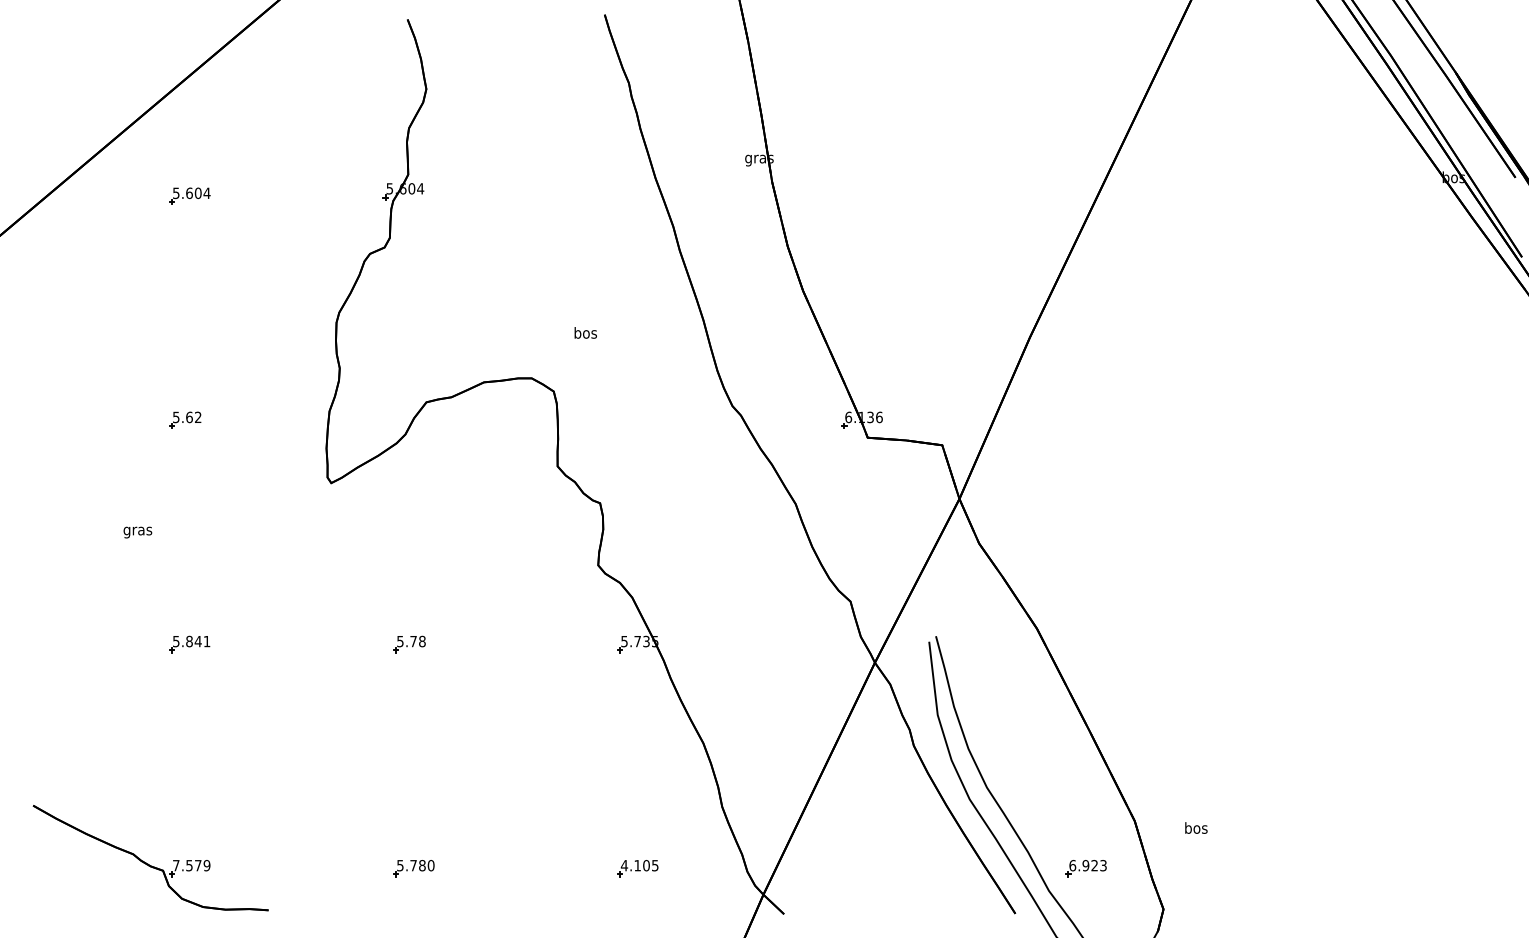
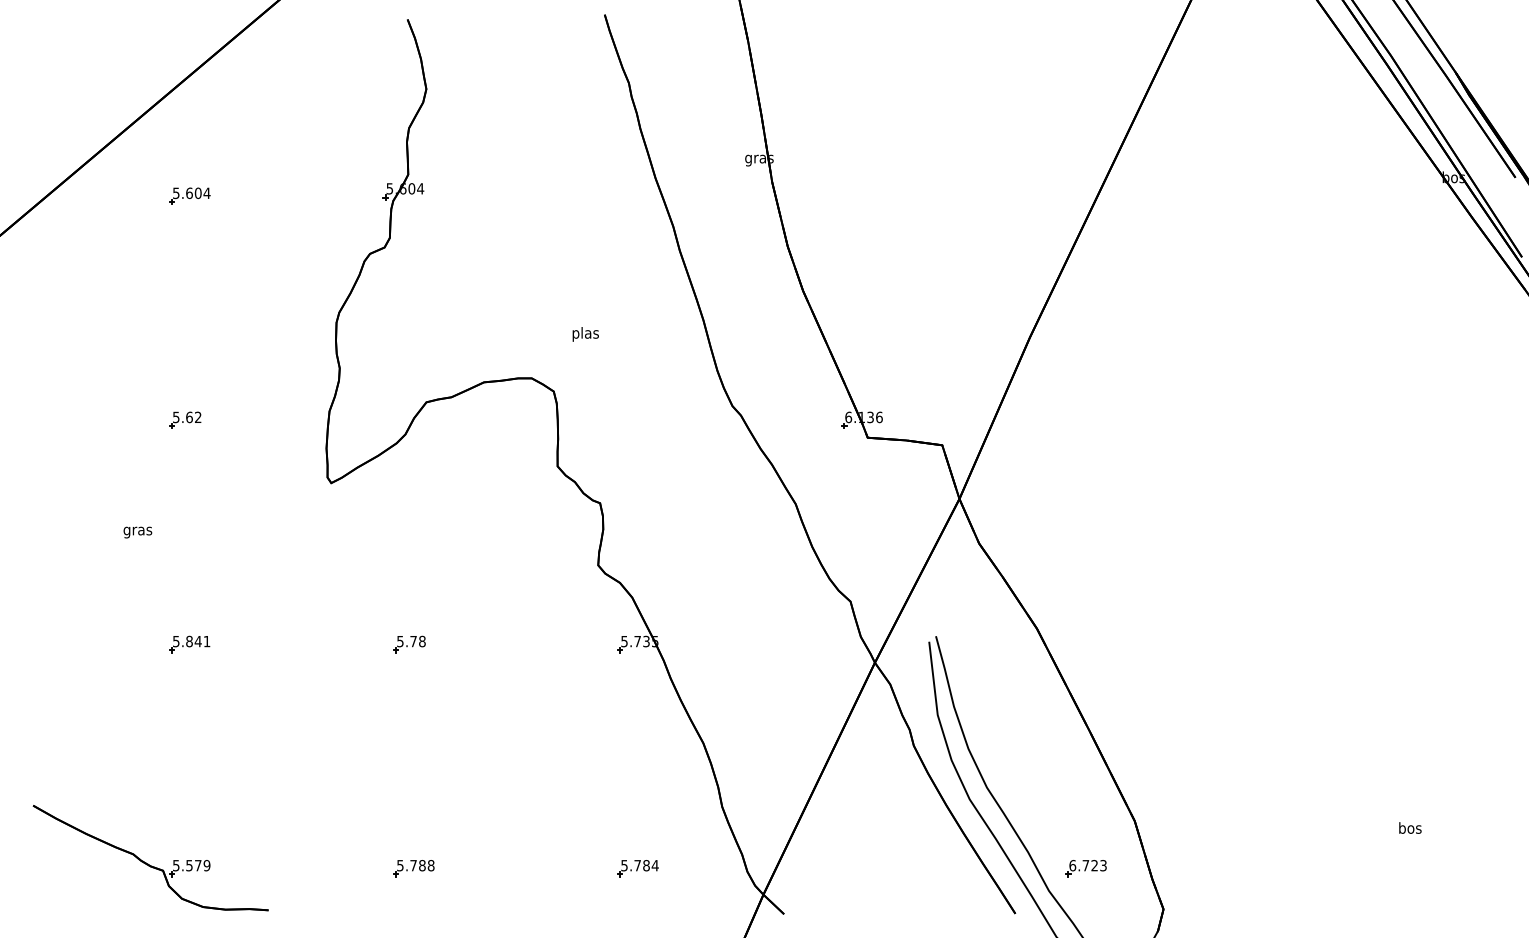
text: bos -> plas (585, 334)
text position: (1196, 827) -> (1410, 827) (1410, 827)
text: 7.579 -> 5.579 (176, 865)
text: 5.780 -> 5.788 (430, 865)
text: 4.105 -> 5.784 (639, 865)
text: 6.923 -> 6.723 (1085, 865)
